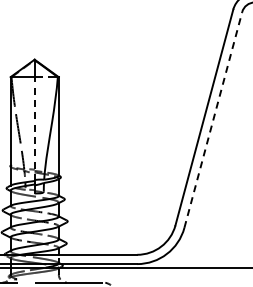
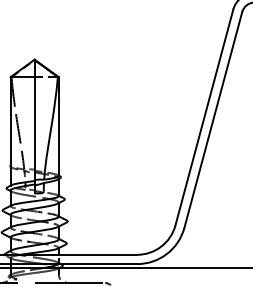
line: dashed -> solid (213, 119)
line: dashed -> solid (34, 129)
